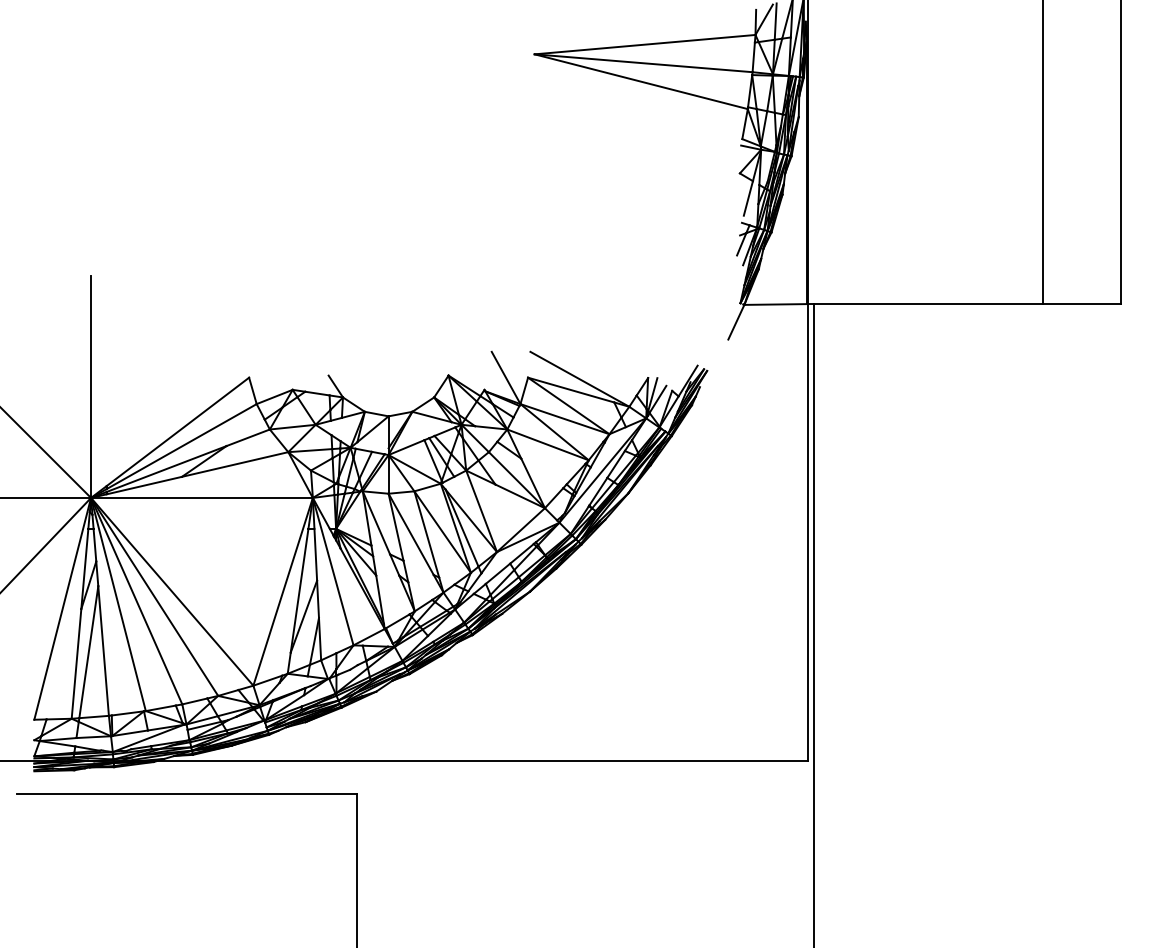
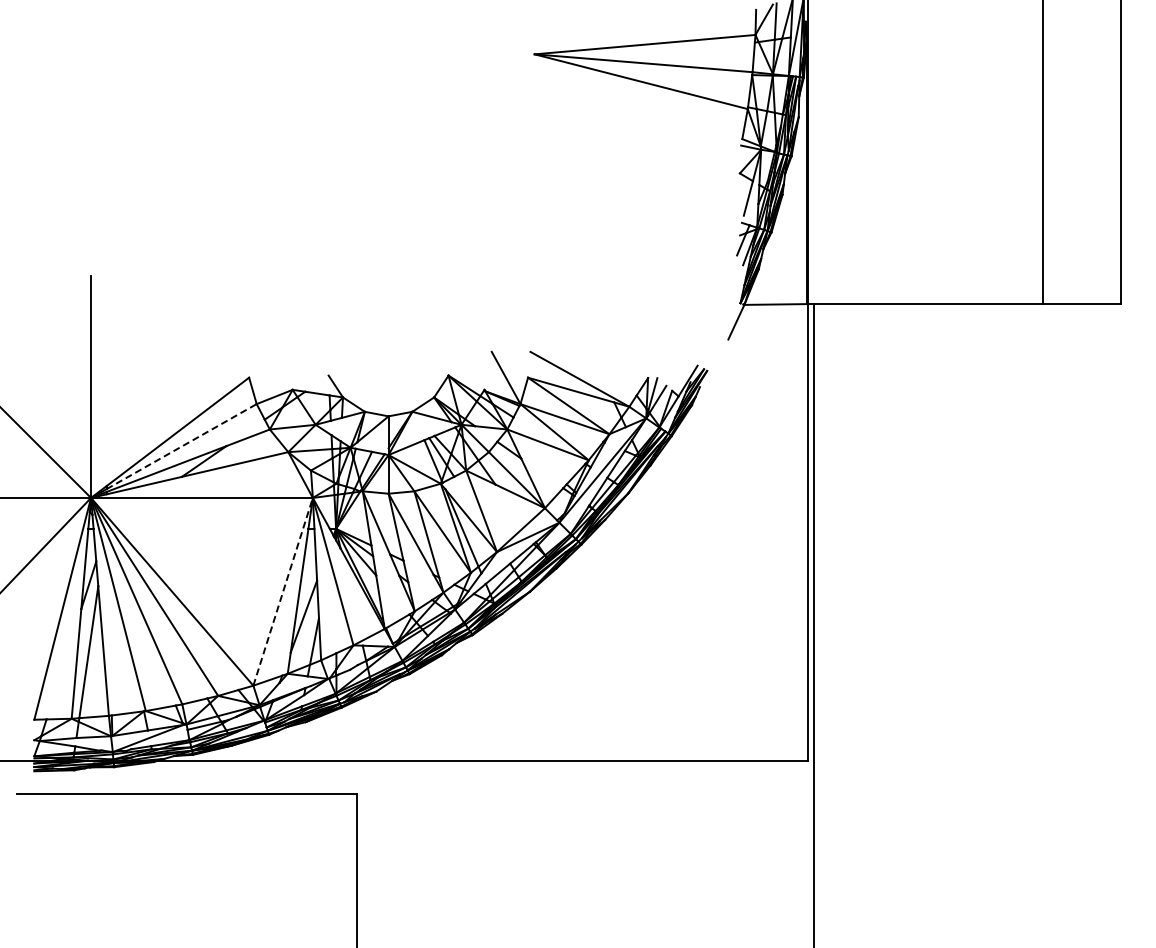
line: solid -> dashed (182, 446)
line: solid -> dashed (283, 591)
